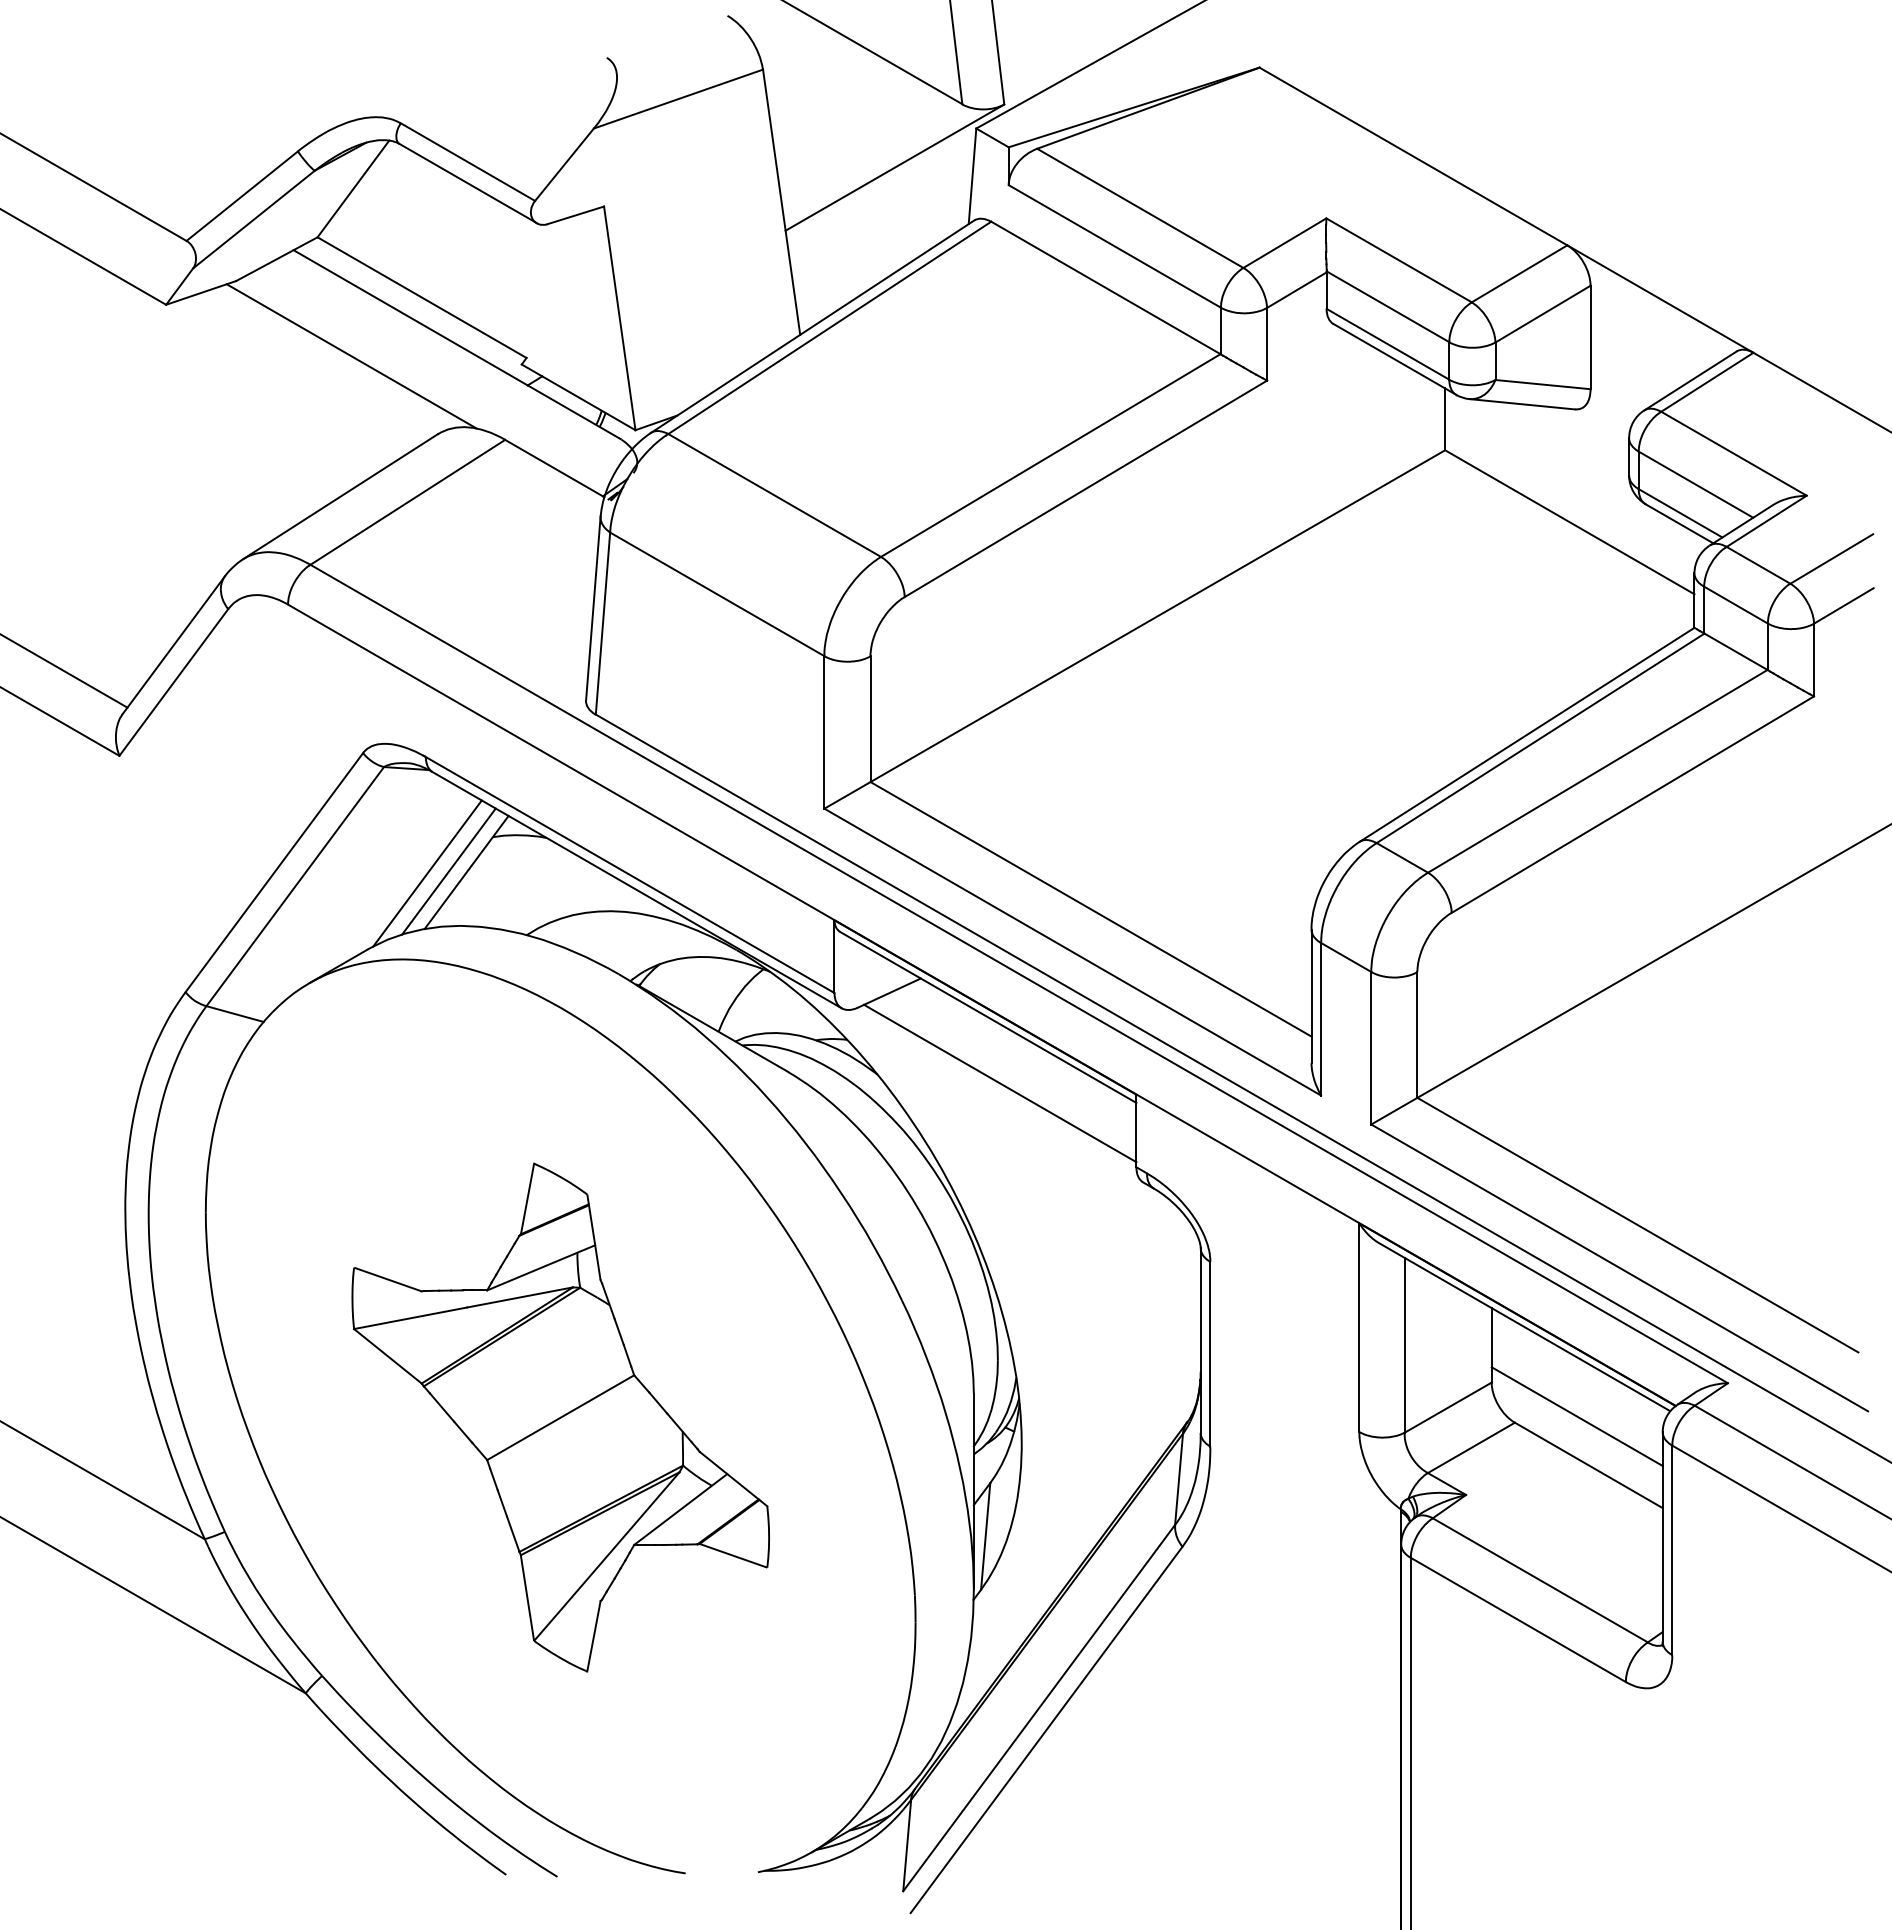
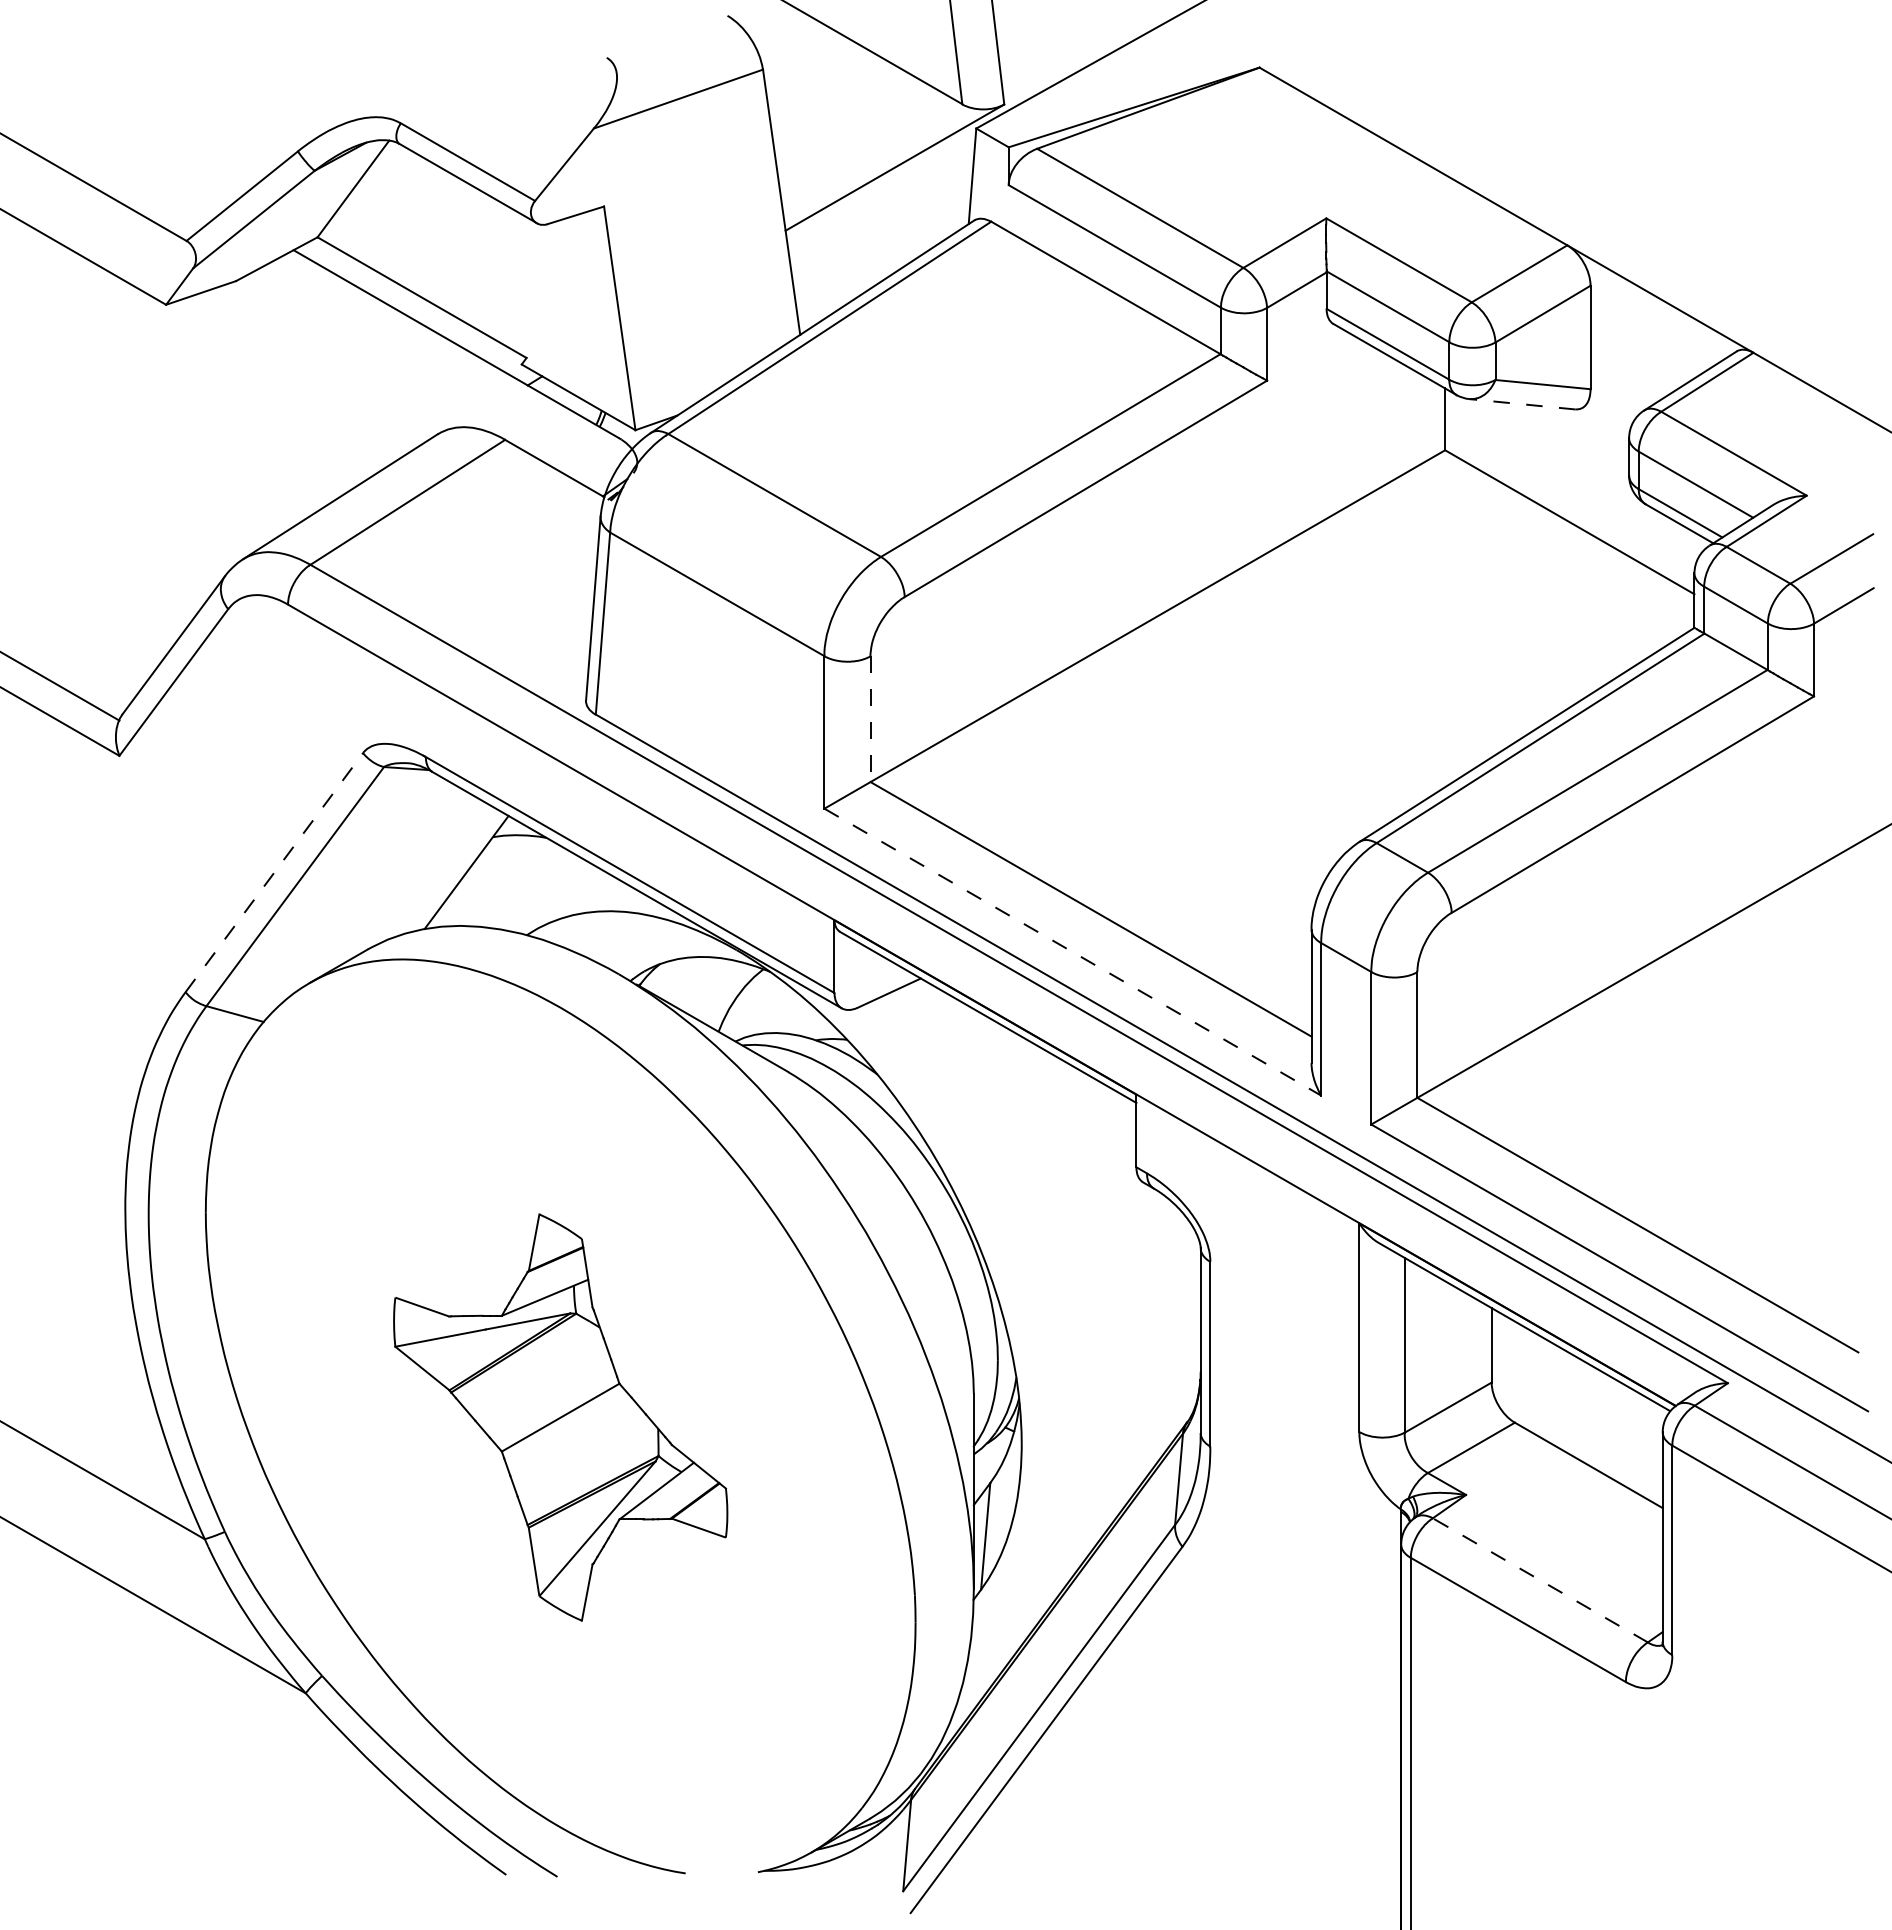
line: present -> none (351, 356)
line: solid -> dashed (1521, 404)
line position: (64, 671) -> (60, 686) (60, 686)
line: solid -> dashed (870, 719)
line: present -> none (448, 871)
line: solid -> dashed (274, 872)
line: present -> none (427, 873)
line: solid -> dashed (1072, 952)
line: present -> none (1000, 1083)
line: present -> none (1576, 1416)
part size: 419x511 px -> 336x409 px (560, 1417)
line: solid -> dashed (1539, 1580)
